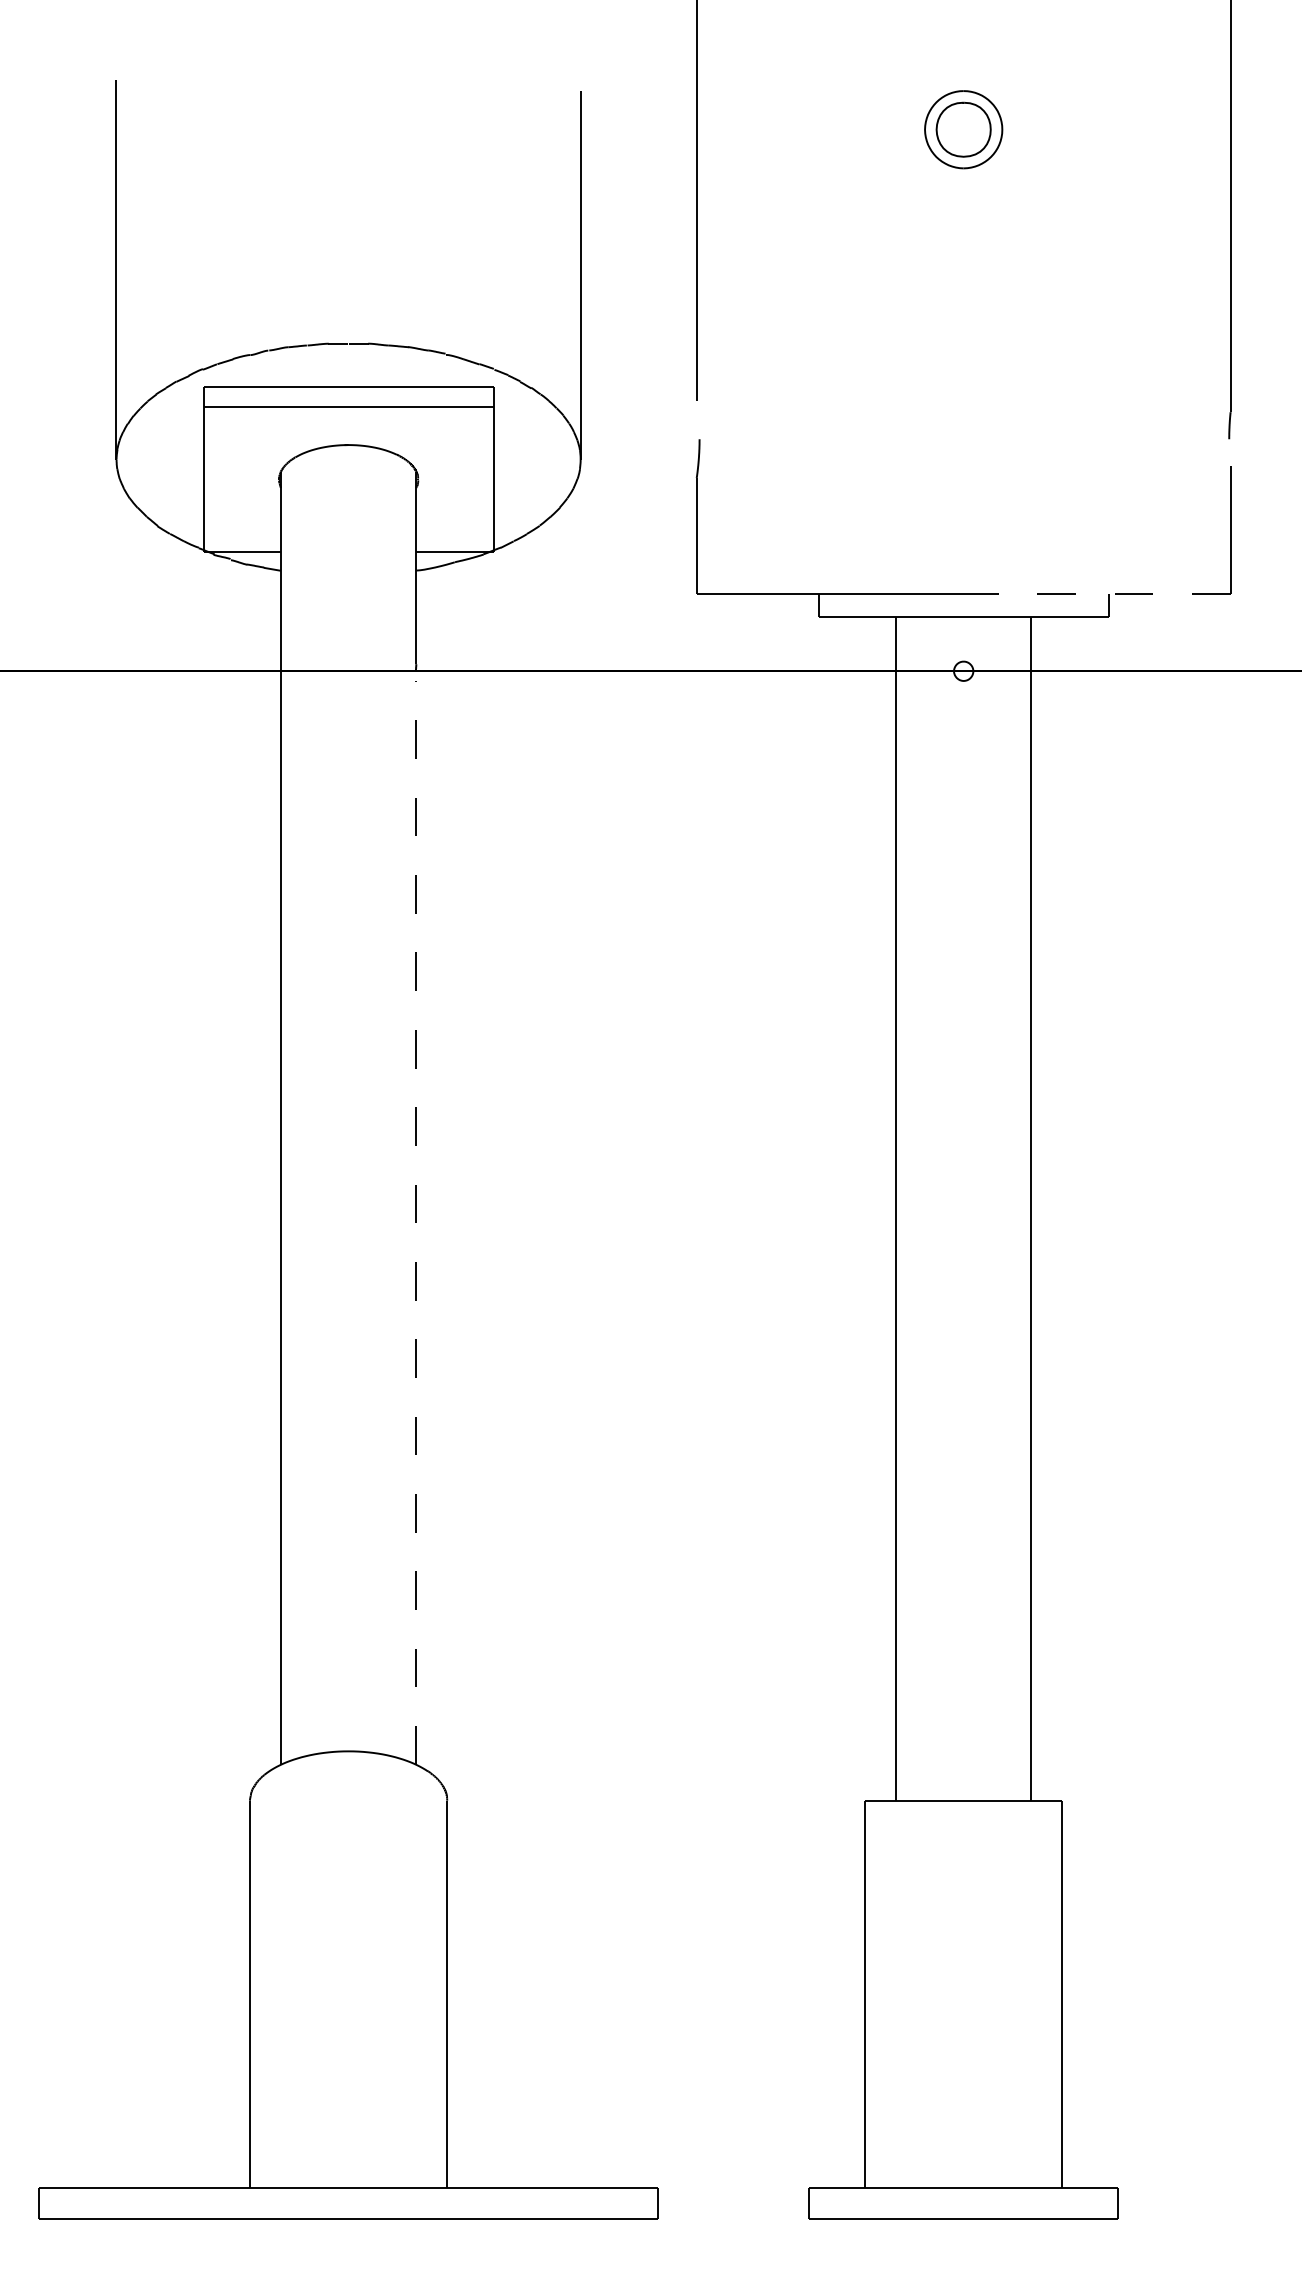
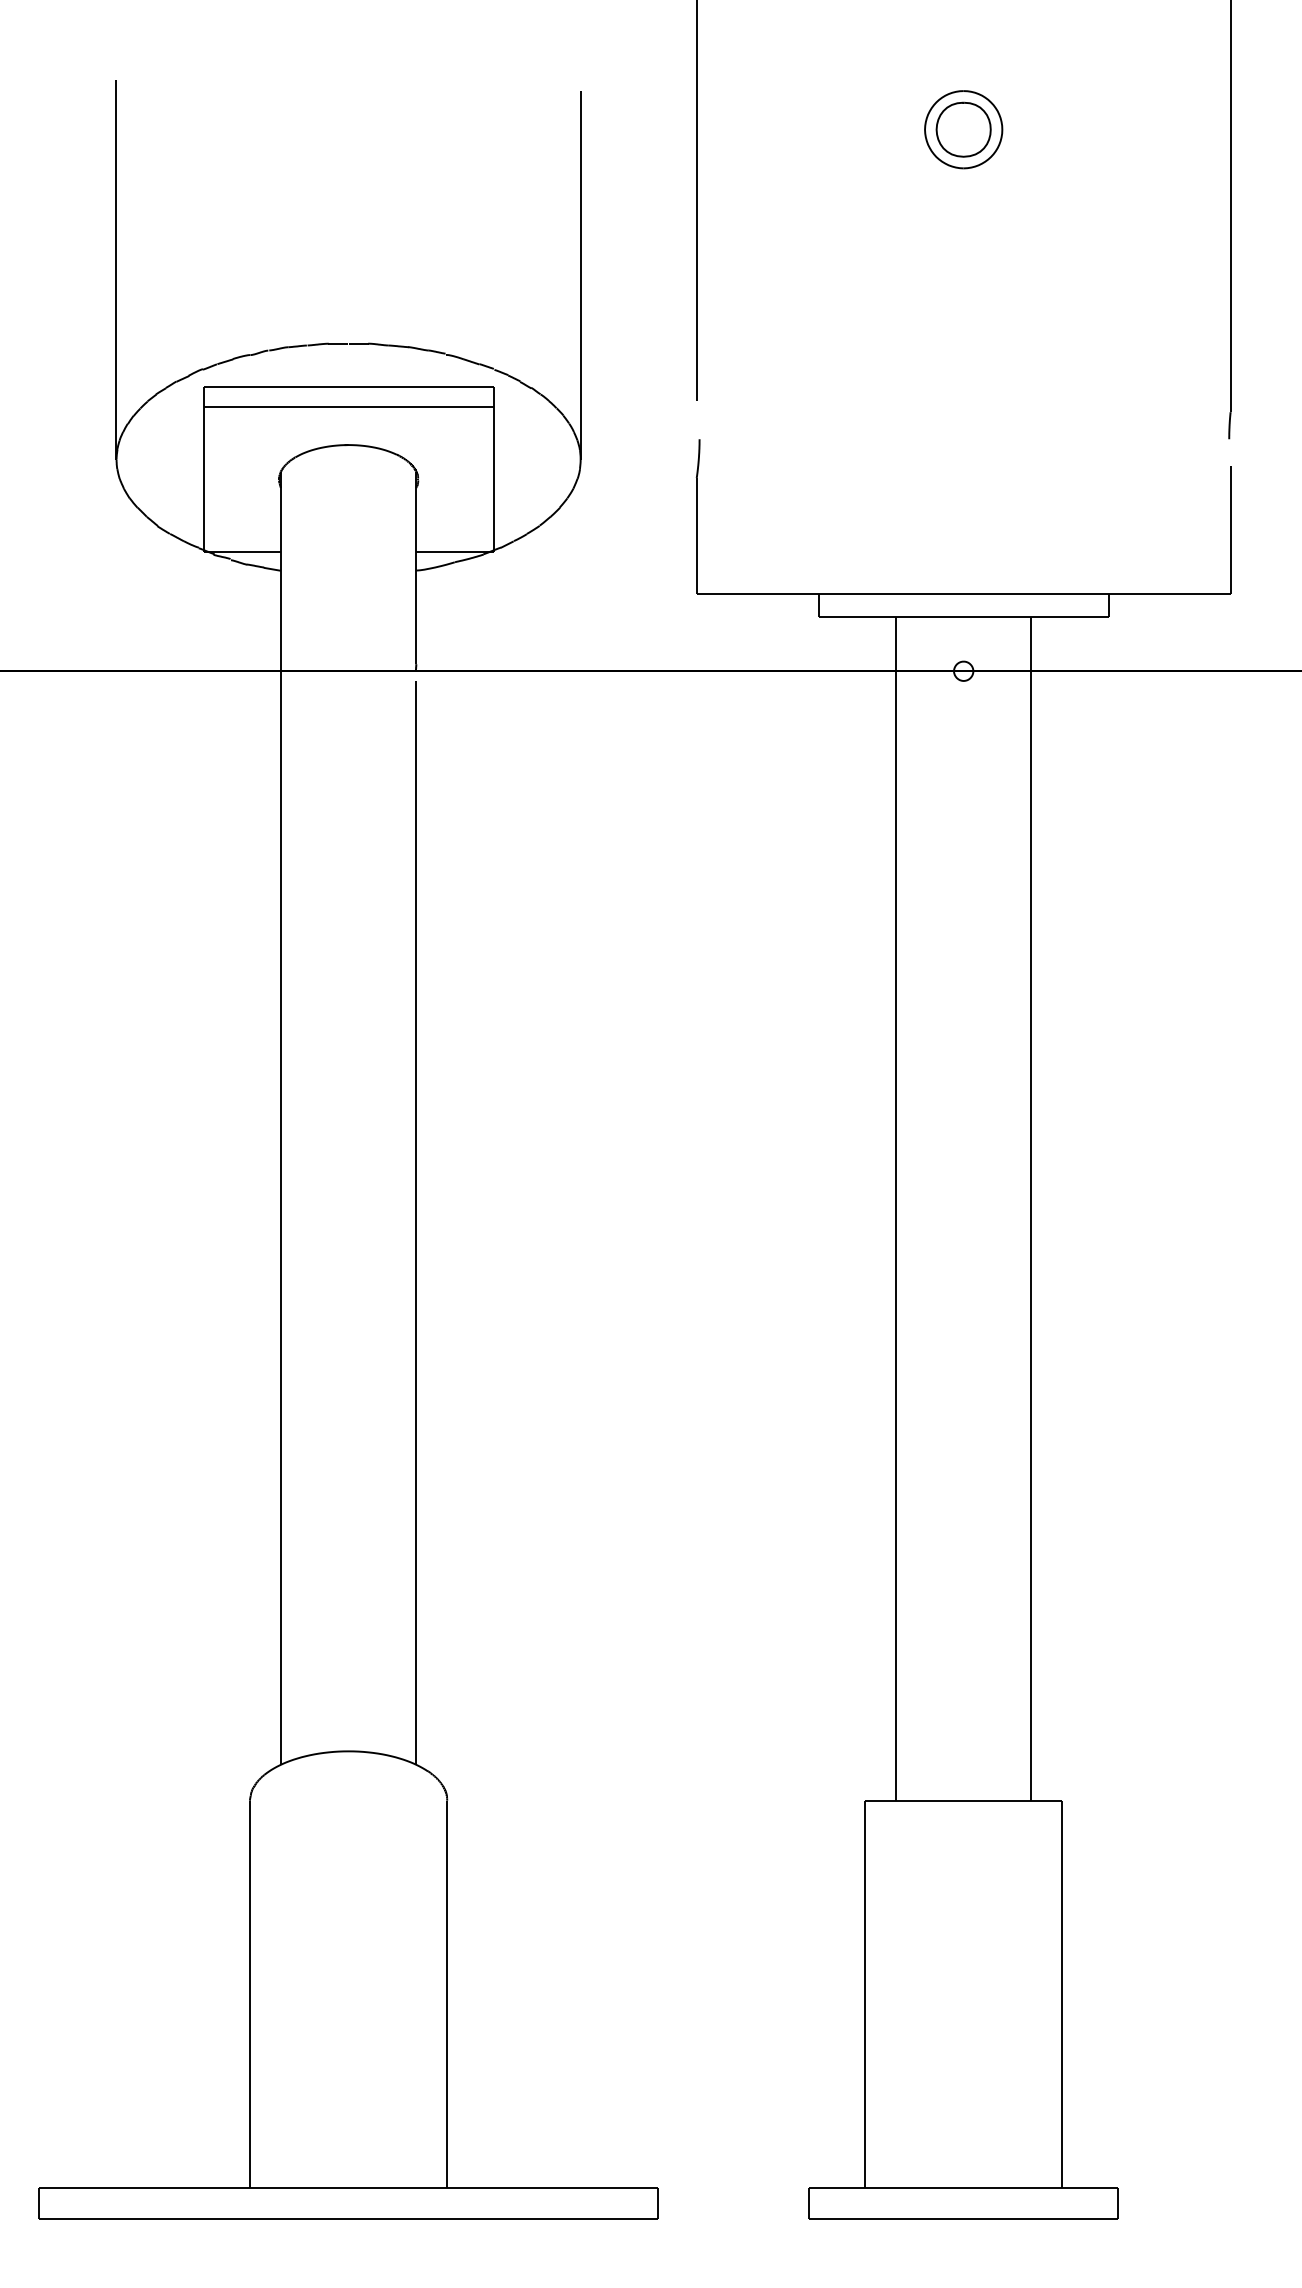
line: dashed -> solid (1096, 594)
line: dashed -> solid (416, 1222)
